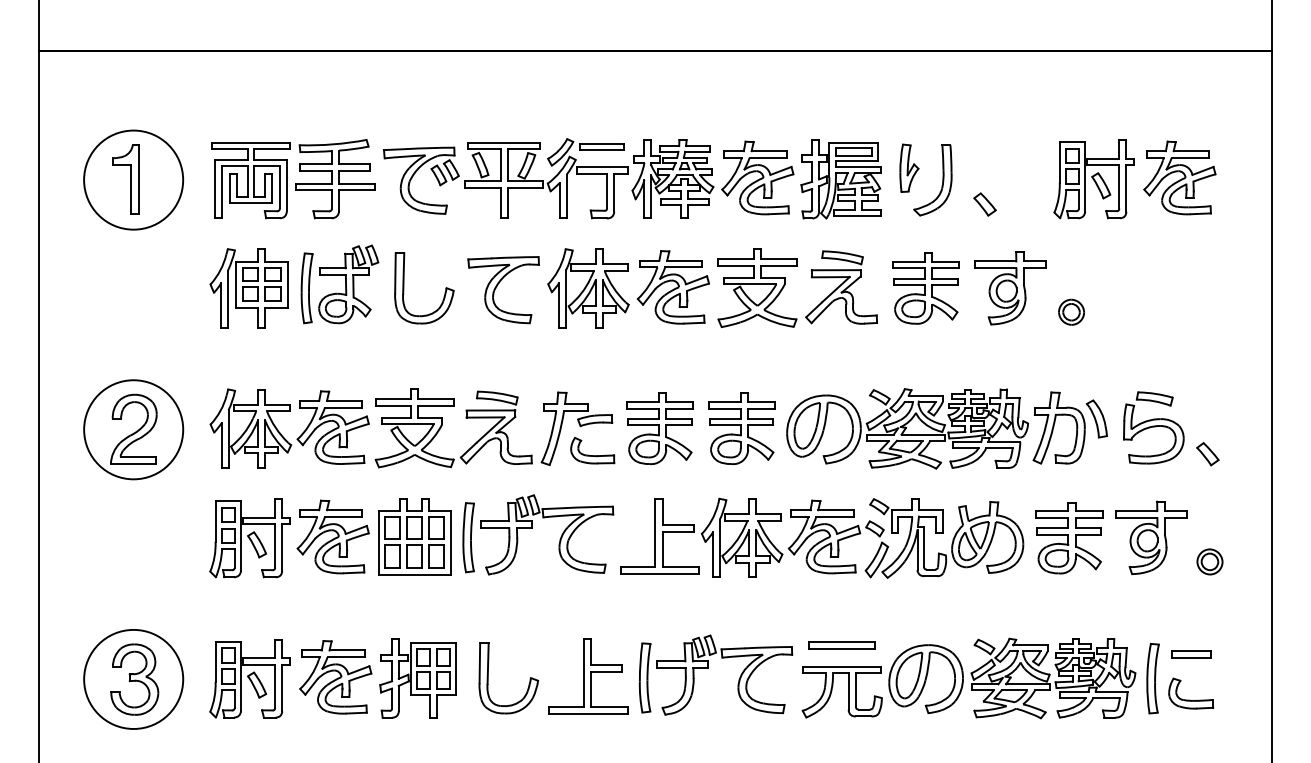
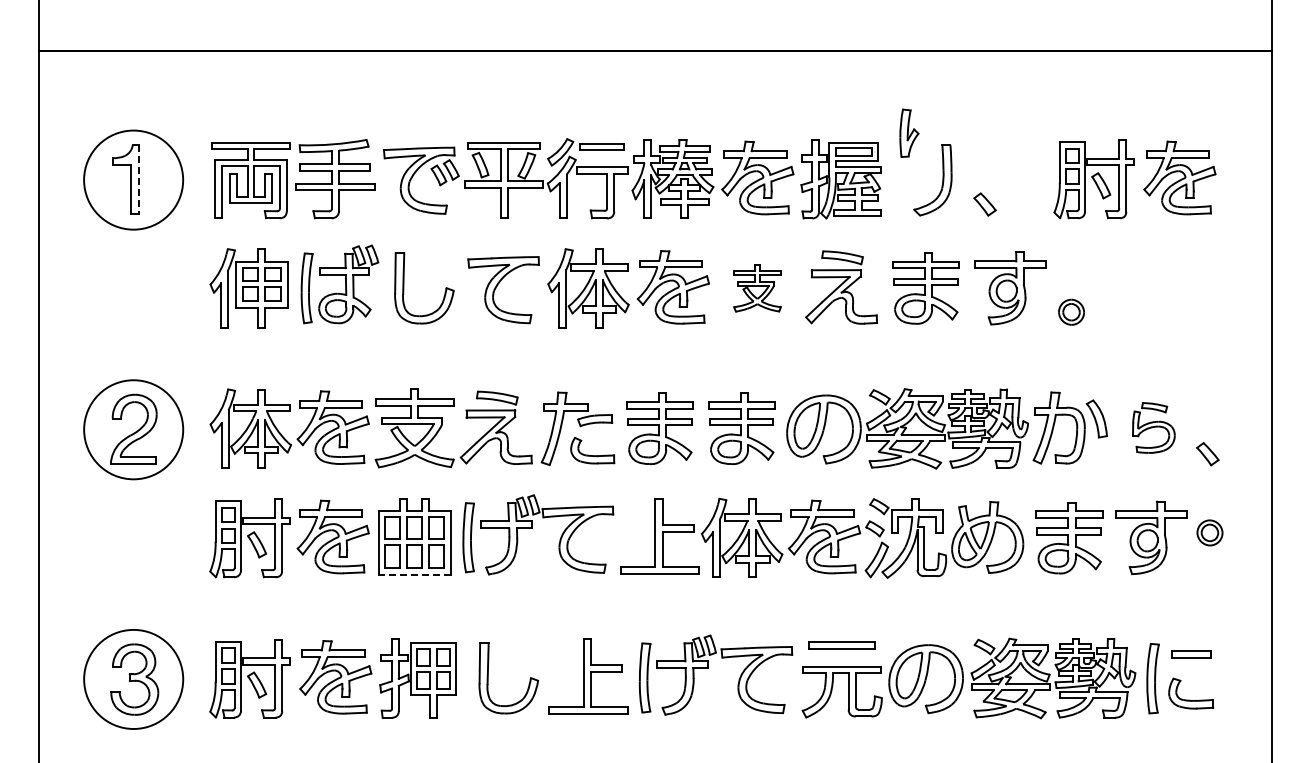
part position: (909, 167) -> (909, 132) (909, 132)
line: solid -> dashed (139, 179)
part size: 81x81 px -> 49x49 px (757, 288)
part size: 62x74 px -> 44x52 px (1153, 427)
part position: (1209, 561) -> (1209, 532) (1209, 532)
line: solid -> dashed (414, 574)
